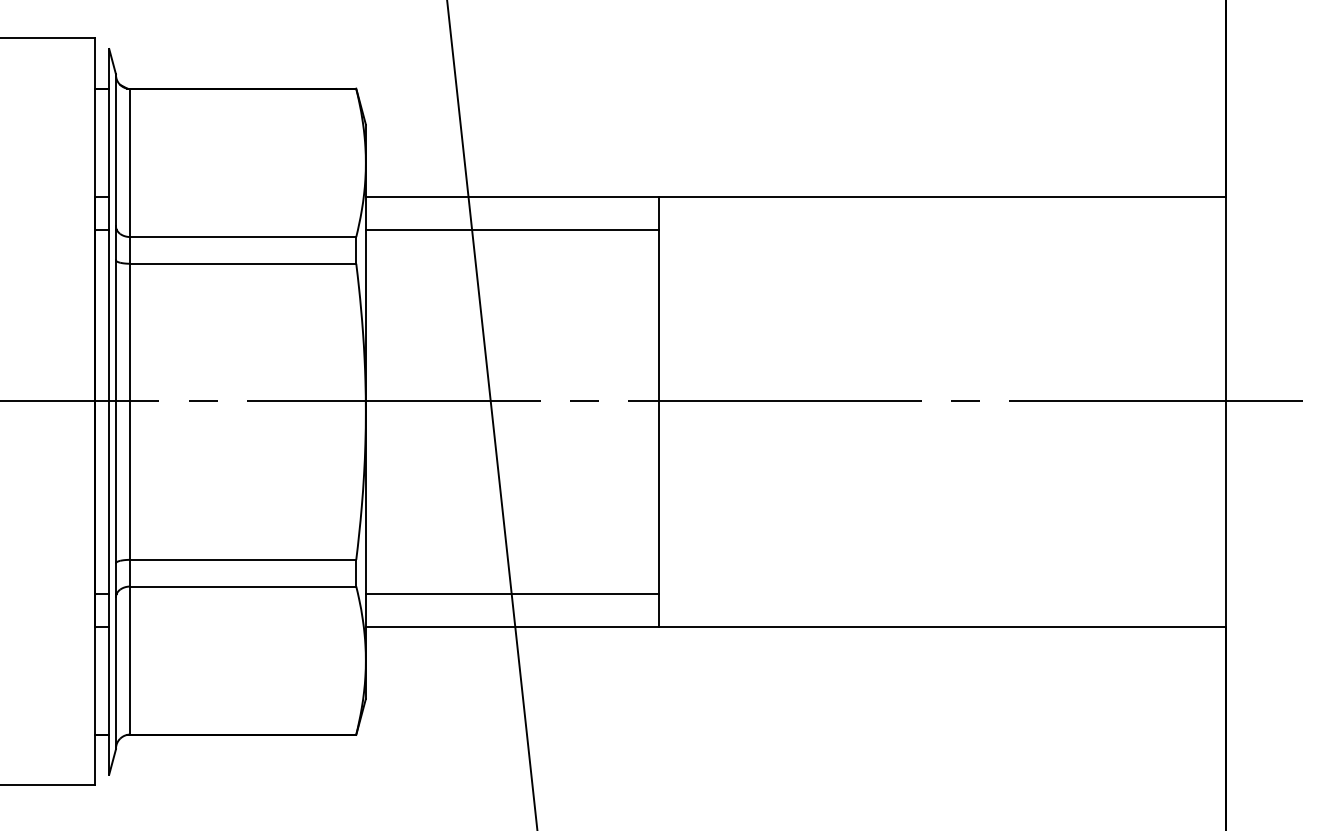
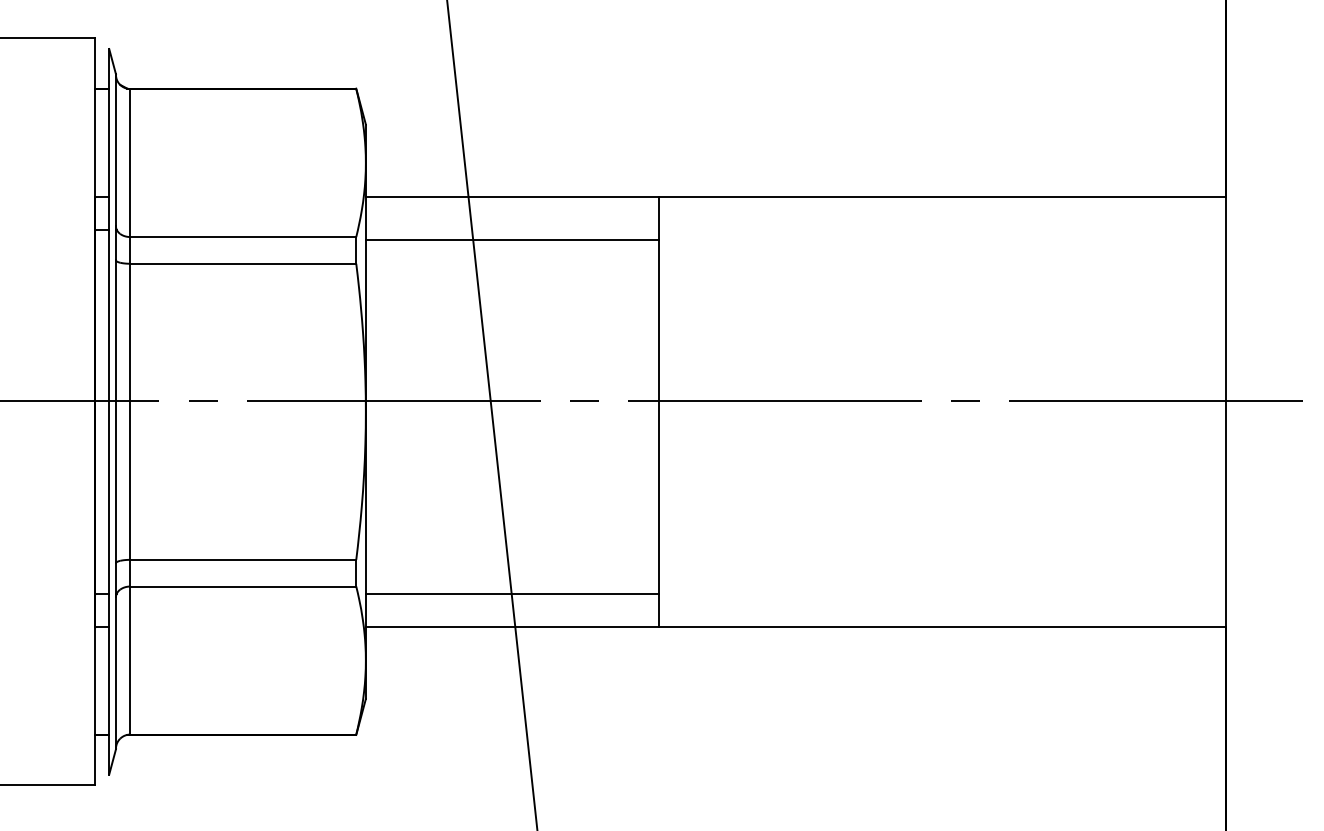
line position: (511, 229) -> (511, 239) (511, 239)
